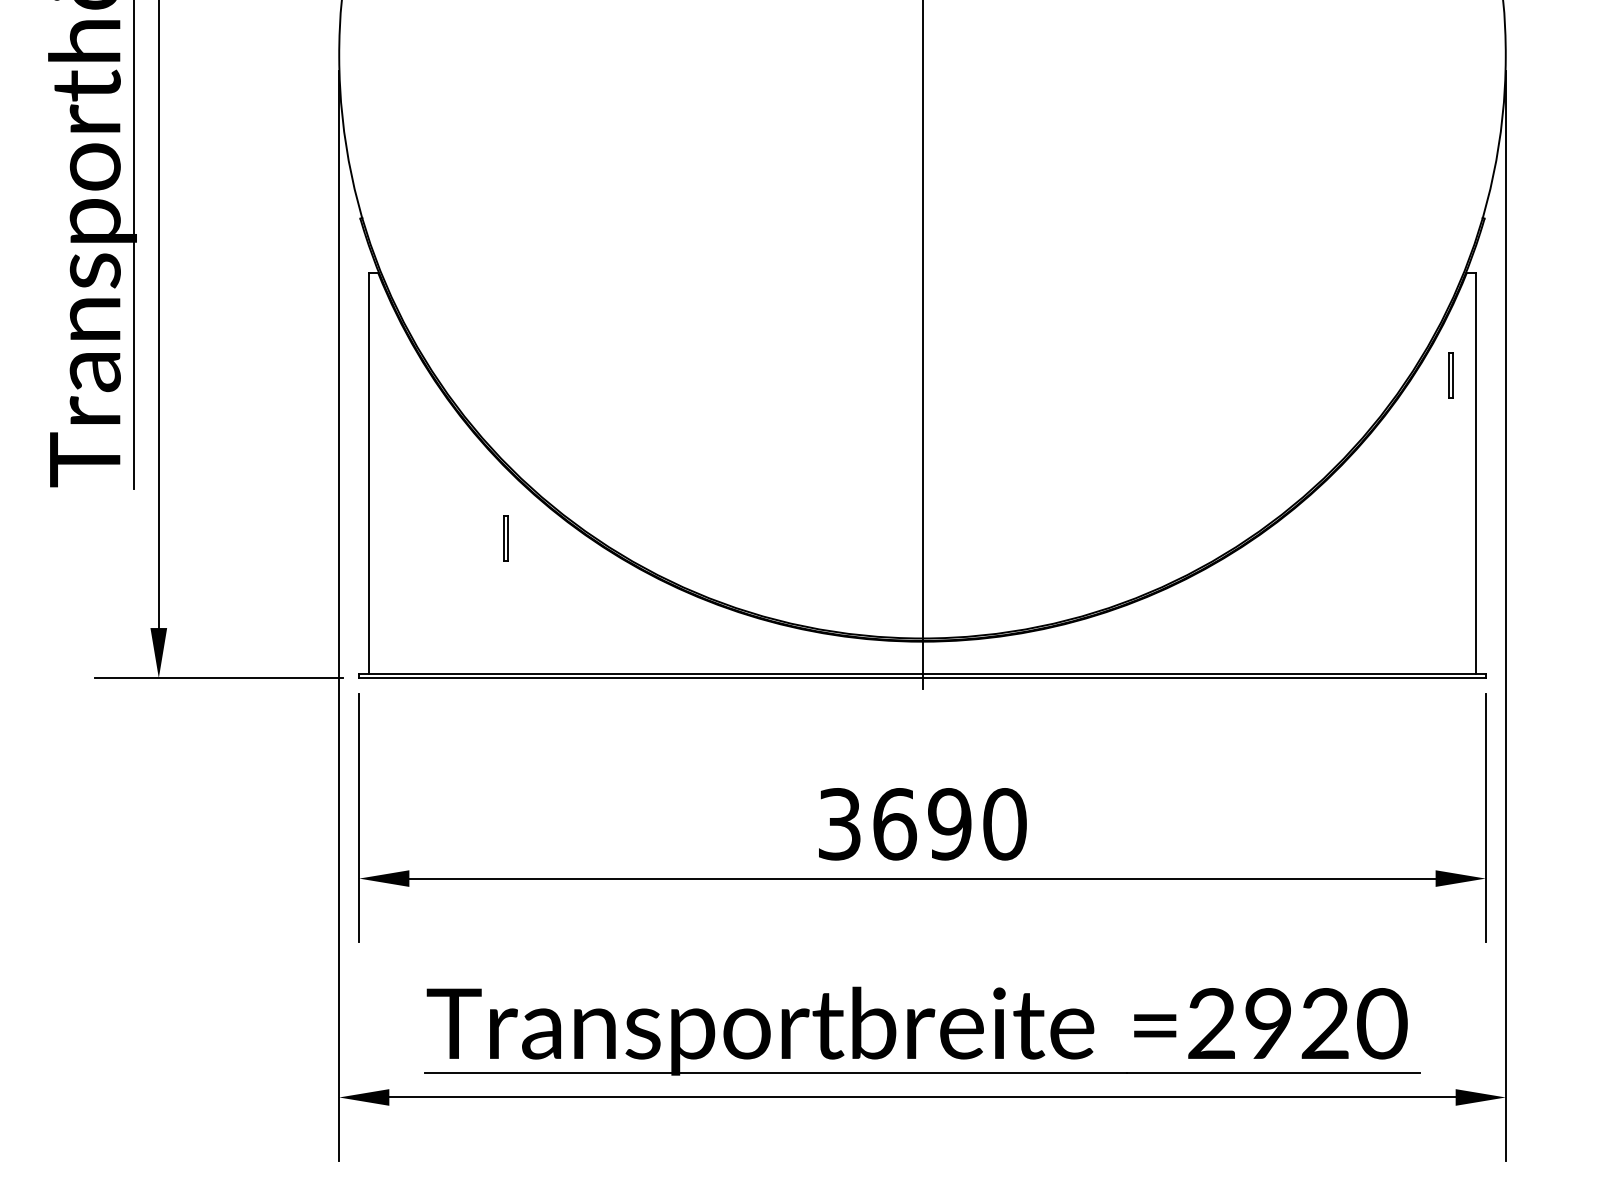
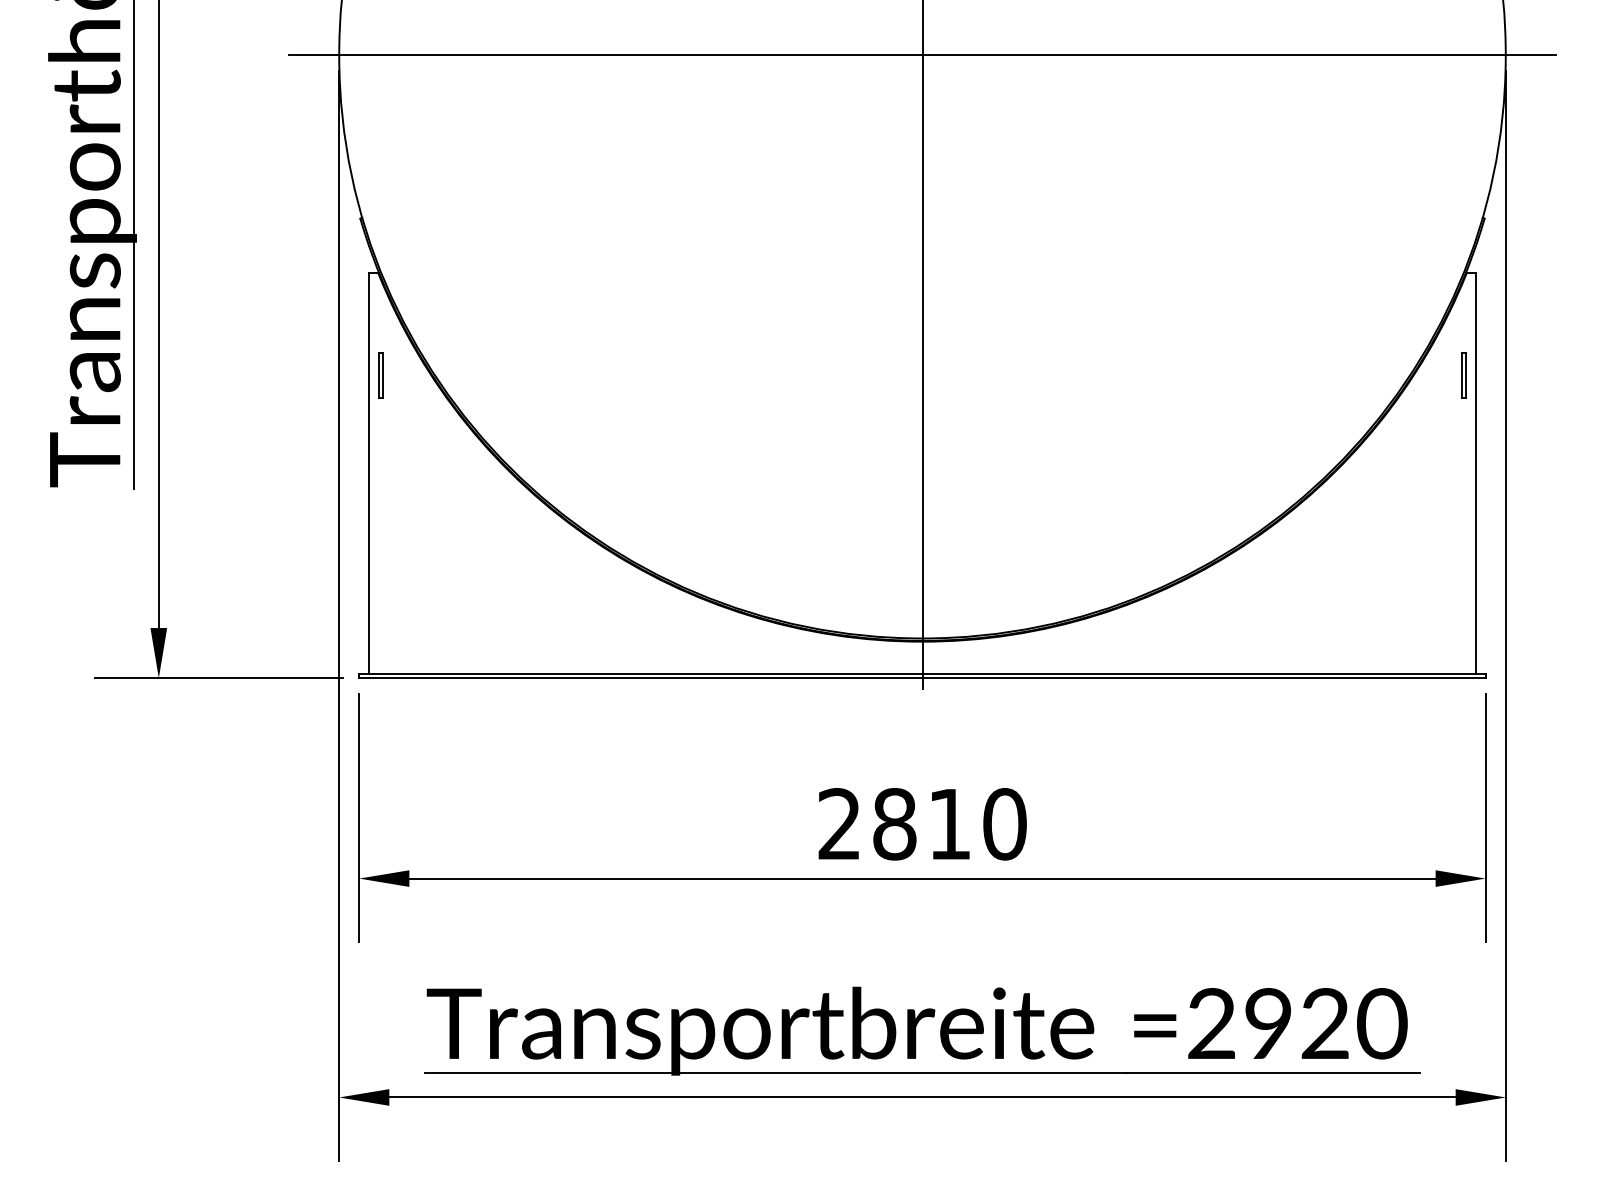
line: none -> present (922, 55)
part position: (1450, 375) -> (1463, 375) (1463, 375)
part position: (505, 538) -> (380, 375) (380, 375)
text: 3690 -> 2810 (894, 824)
